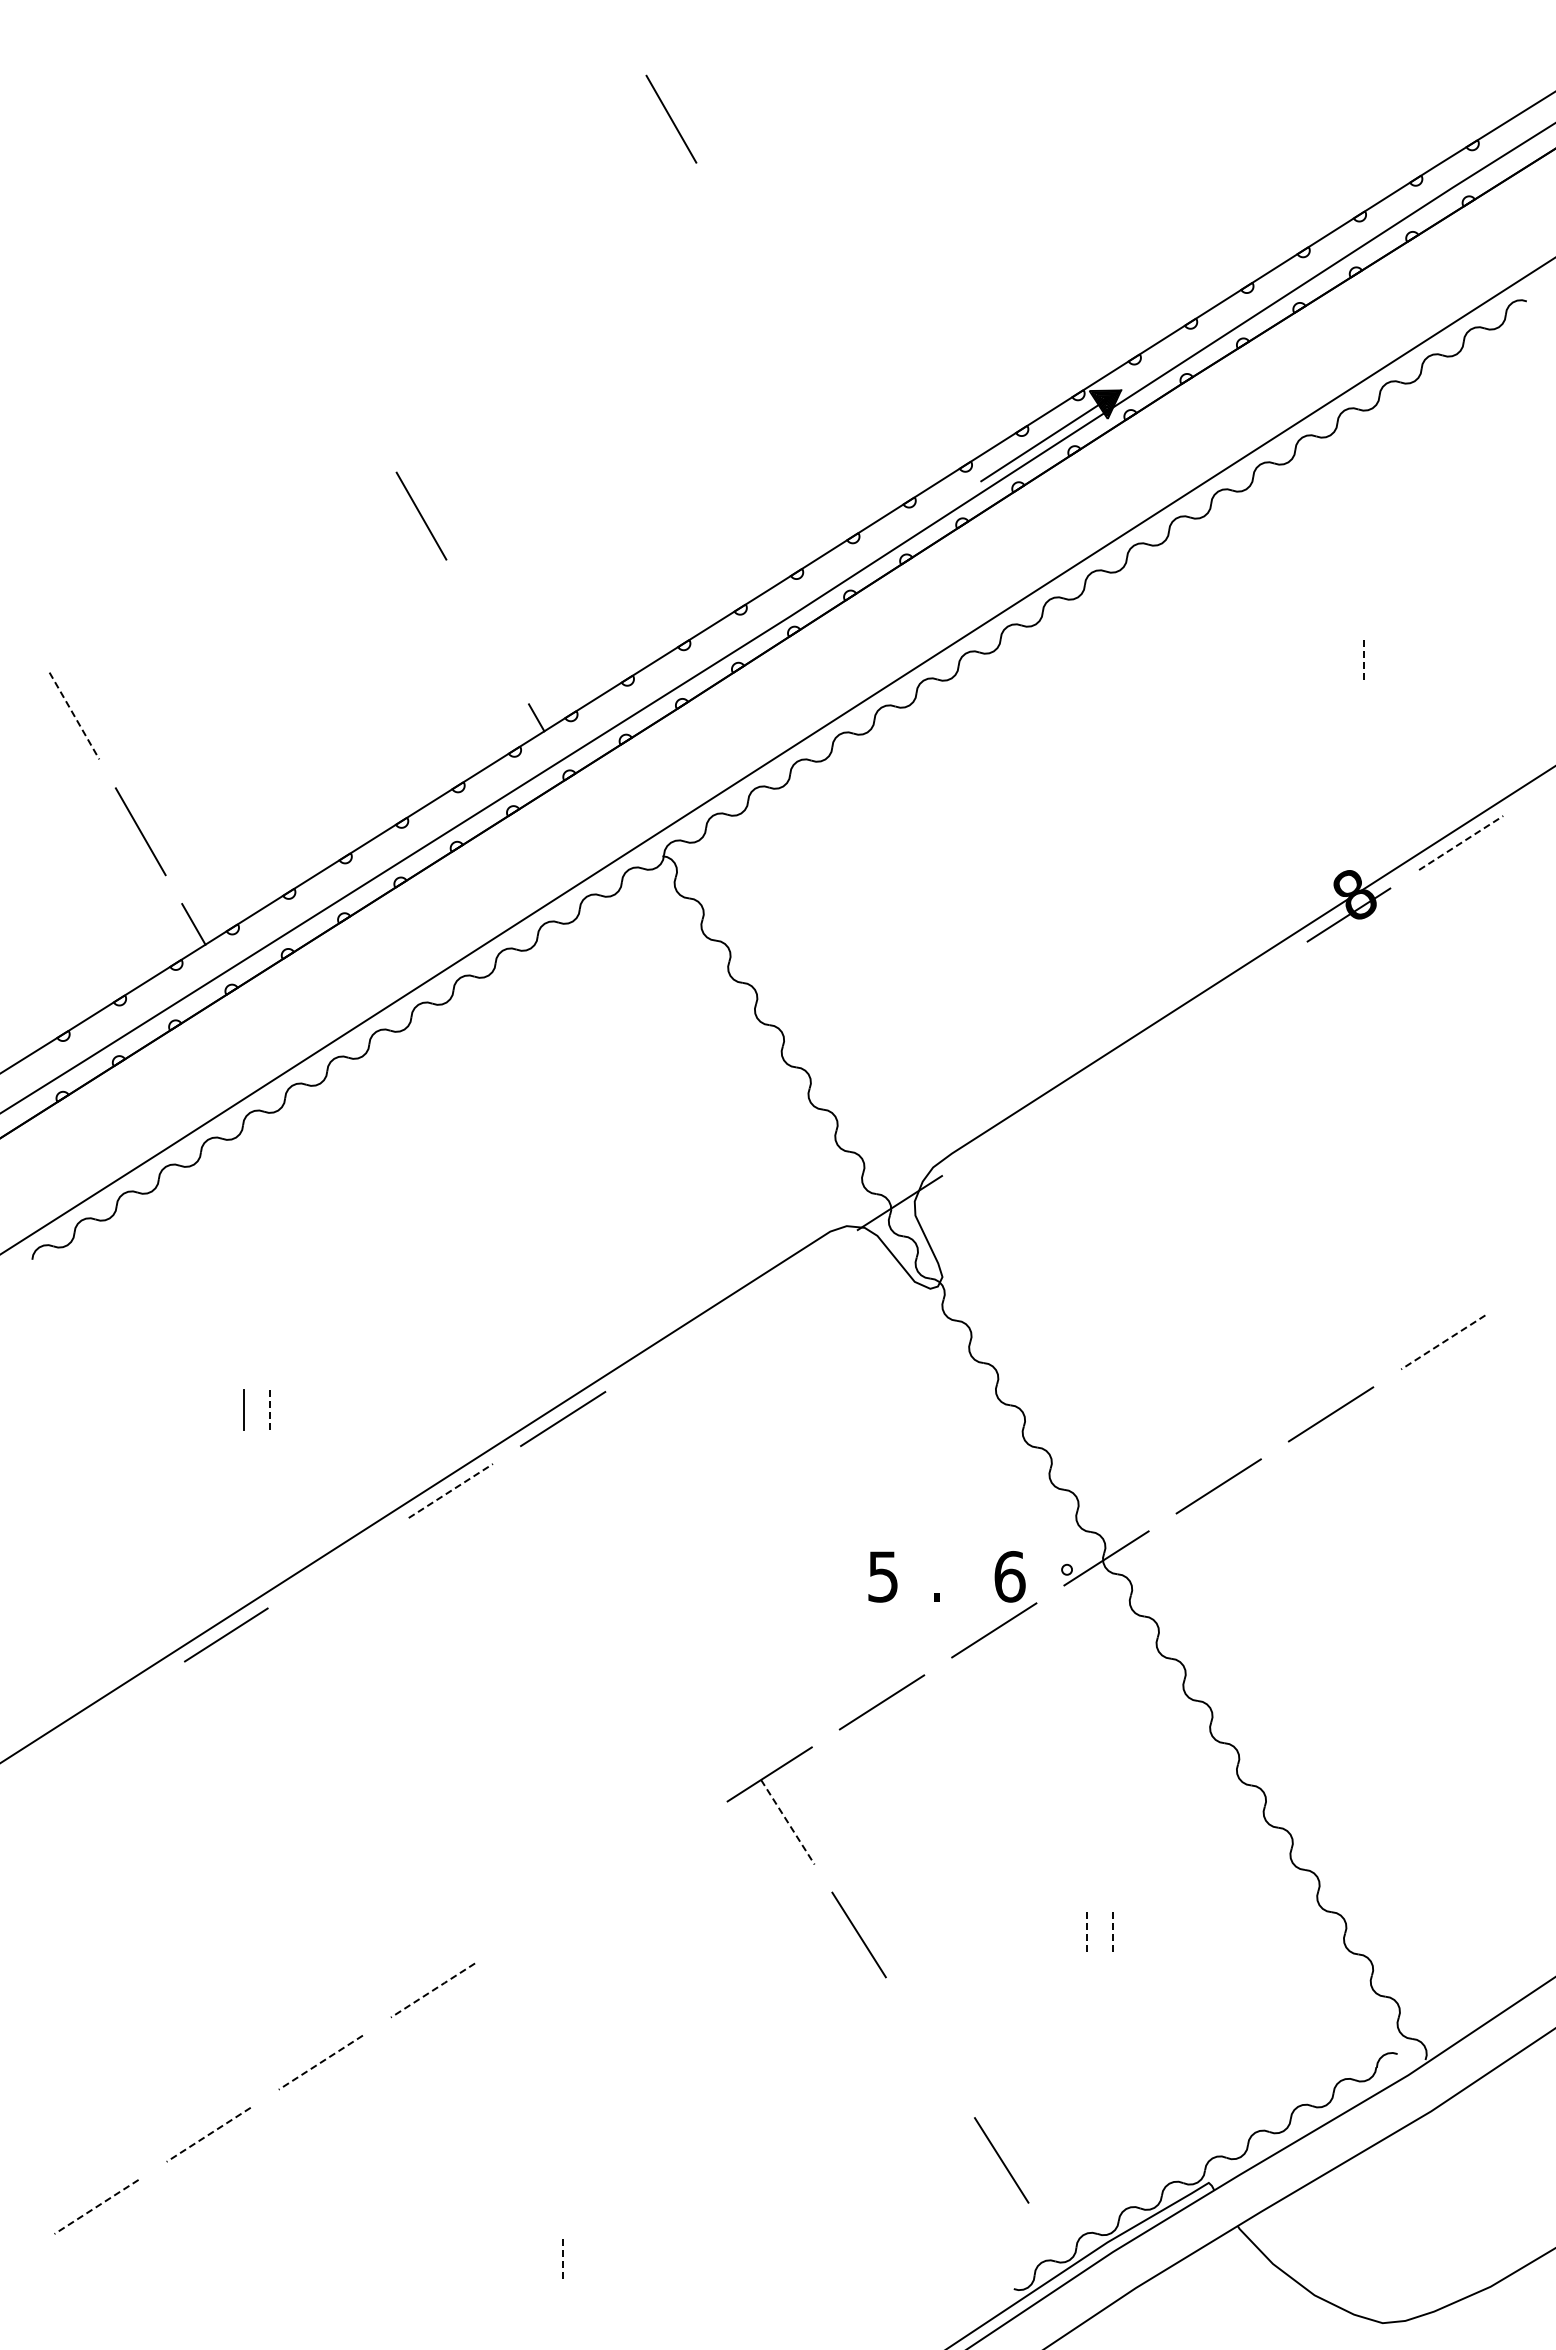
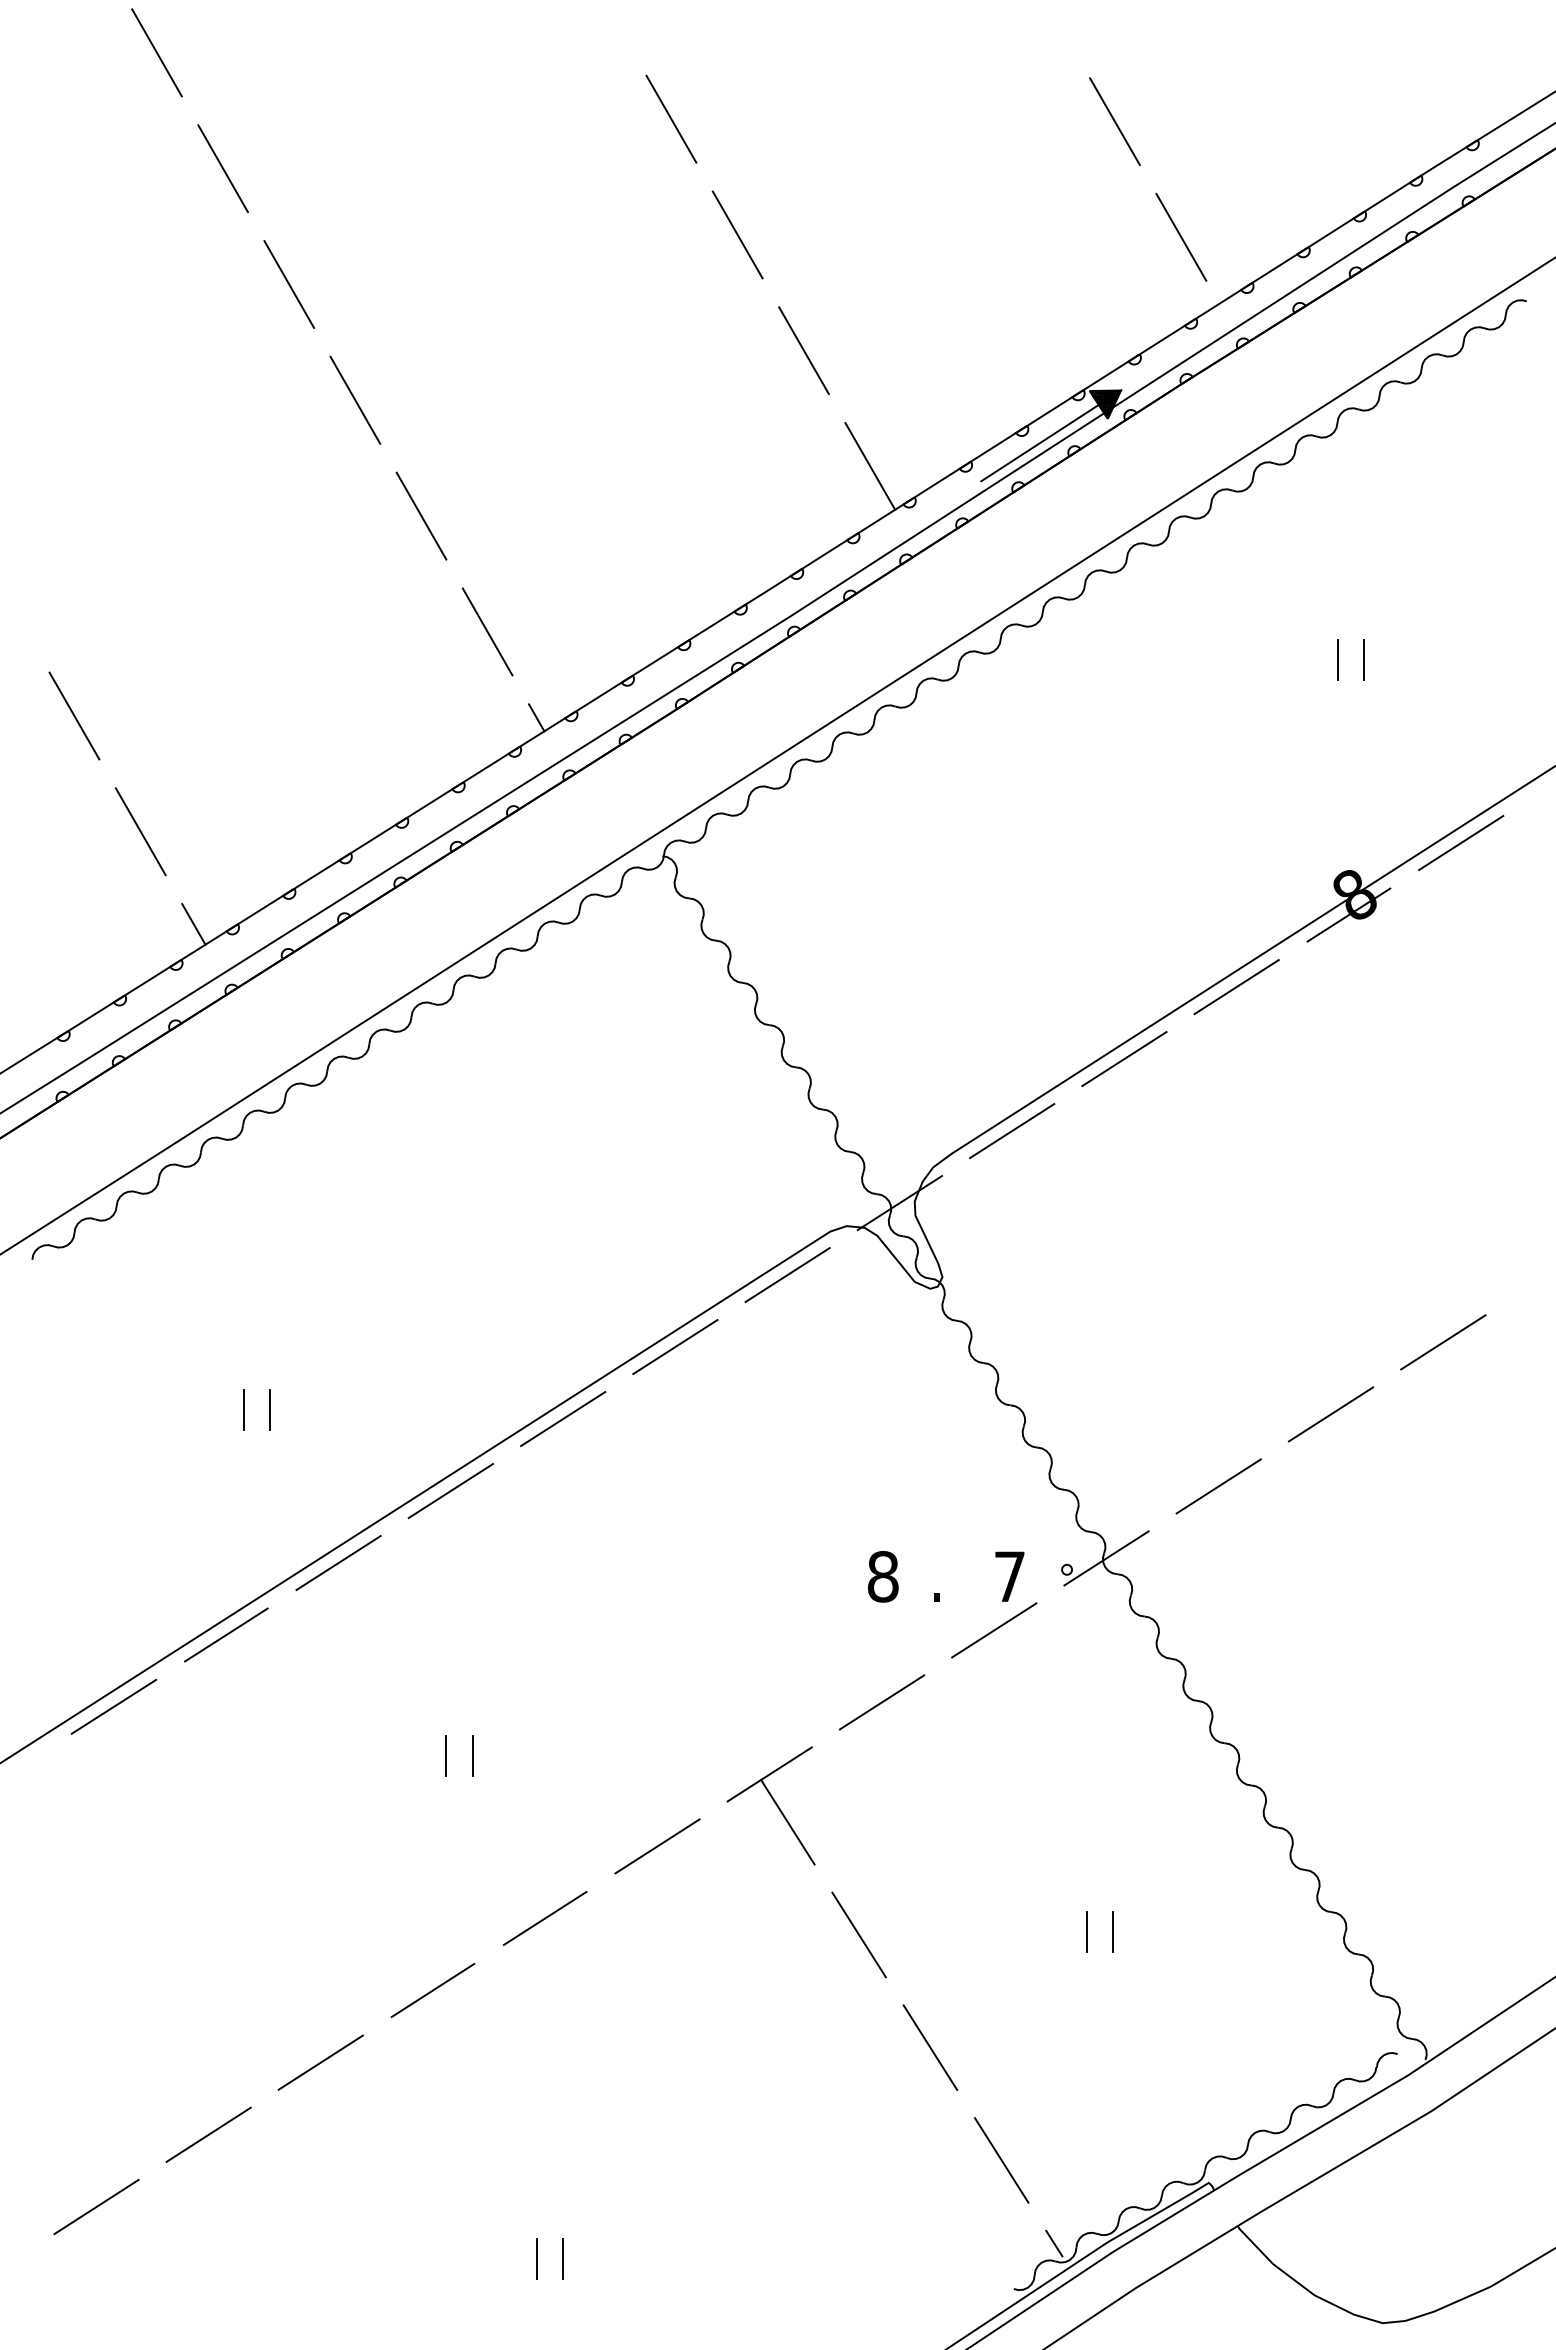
line: none -> present (156, 52)
line: none -> present (1114, 121)
line: none -> present (222, 168)
line: none -> present (737, 234)
line: none -> present (1181, 236)
line: none -> present (289, 284)
line: none -> present (803, 350)
line: none -> present (355, 399)
line: none -> present (870, 466)
line: none -> present (487, 631)
line: none -> present (1337, 659)
line: dashed -> solid (1364, 659)
line: dashed -> solid (74, 716)
line: dashed -> solid (1461, 842)
line: none -> present (1236, 987)
line: none -> present (1124, 1059)
line: none -> present (1012, 1131)
line: none -> present (787, 1275)
line: dashed -> solid (1442, 1342)
line: none -> present (675, 1347)
line: dashed -> solid (270, 1409)
line: dashed -> solid (451, 1490)
line: none -> present (338, 1563)
text: 5 -> 8 (882, 1576)
text: 6 -> 7 (1009, 1576)
line: none -> present (113, 1706)
line: none -> present (445, 1755)
line: none -> present (472, 1756)
line: dashed -> solid (788, 1822)
line: none -> present (657, 1846)
line: none -> present (544, 1917)
line: dashed -> solid (1086, 1931)
line: dashed -> solid (1113, 1931)
line: dashed -> solid (433, 1990)
line: none -> present (930, 2047)
line: dashed -> solid (320, 2062)
line: dashed -> solid (208, 2135)
line: dashed -> solid (96, 2207)
line: none -> present (1054, 2243)
line: dashed -> solid (563, 2258)
line: none -> present (536, 2259)
